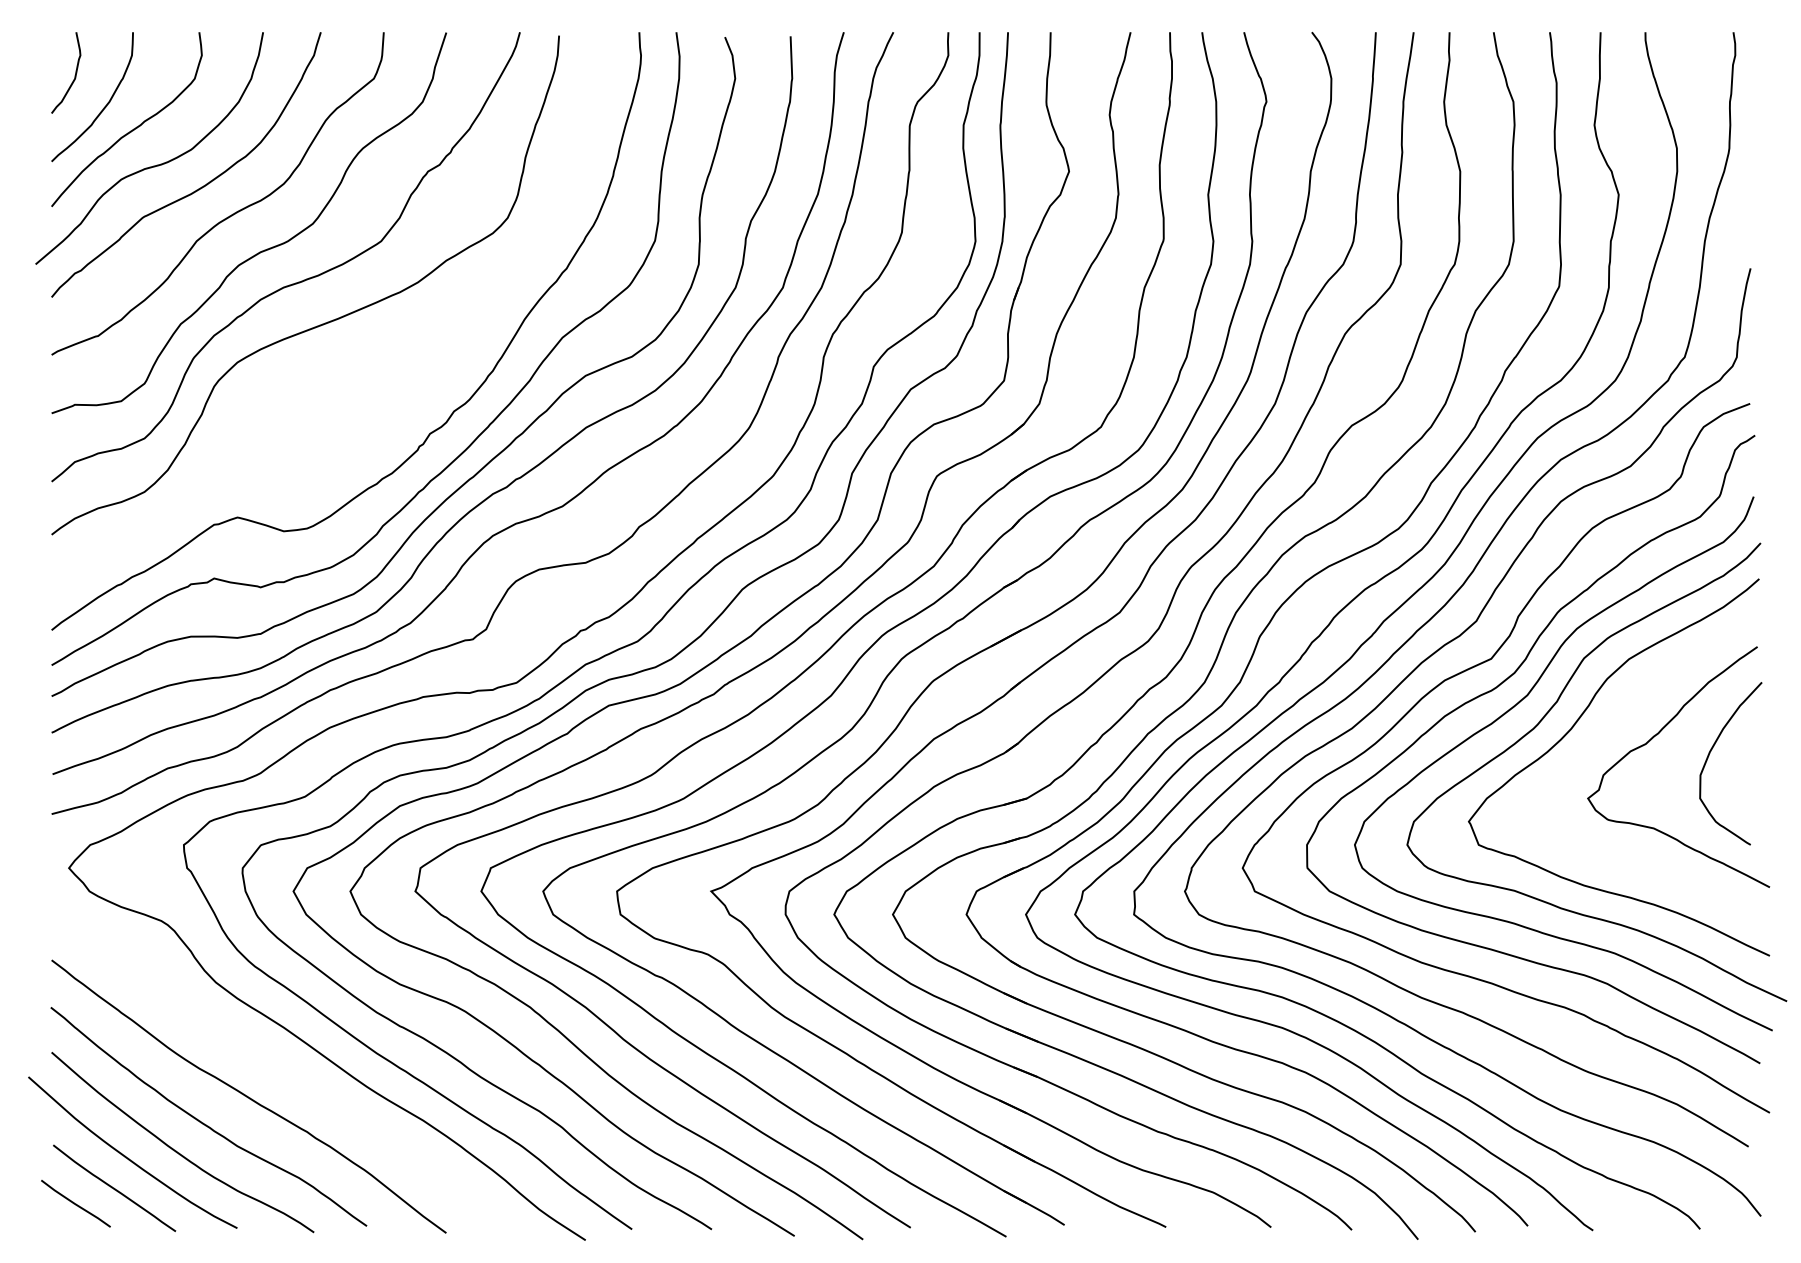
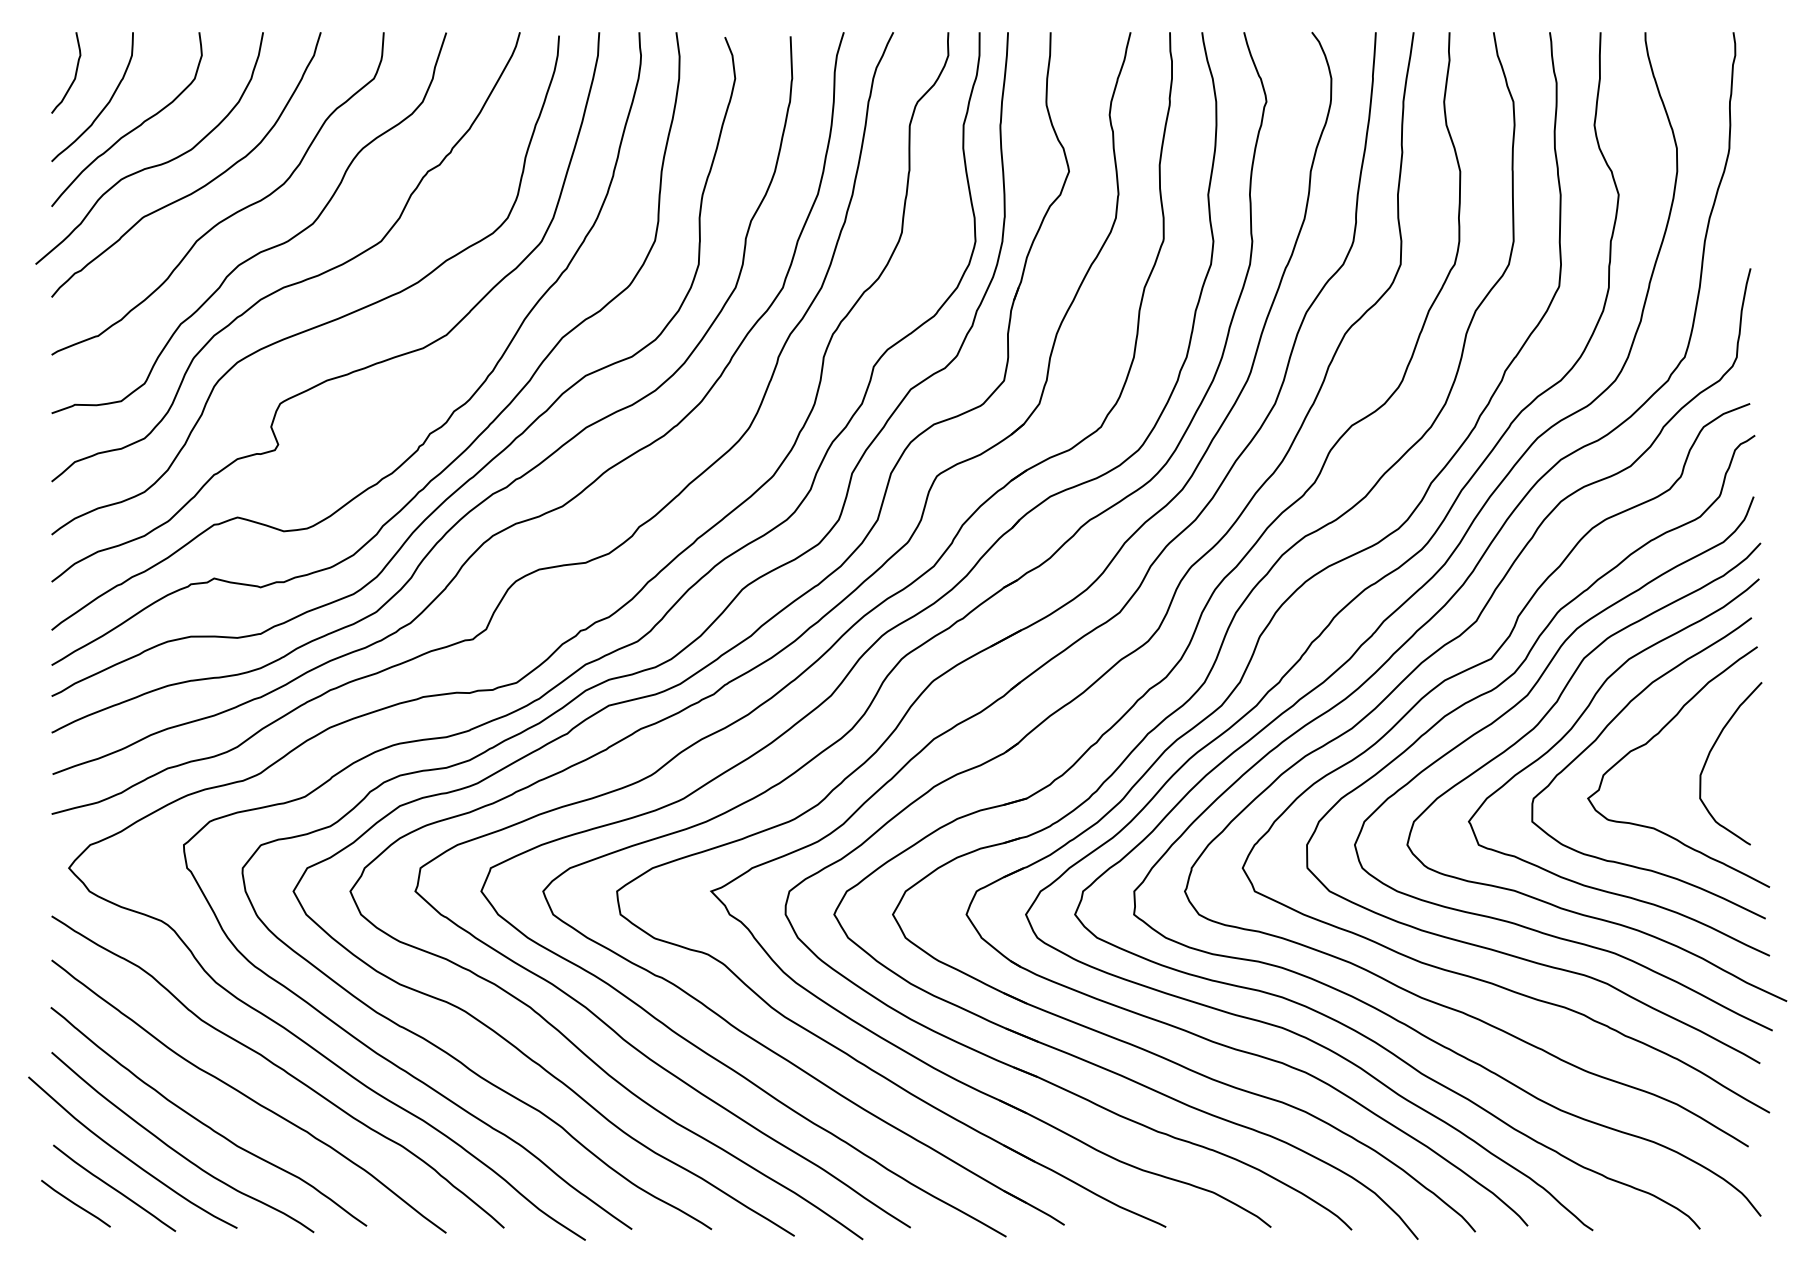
curve: none -> present (353, 370)
curve: none -> present (1603, 732)
curve: none -> present (279, 1068)
